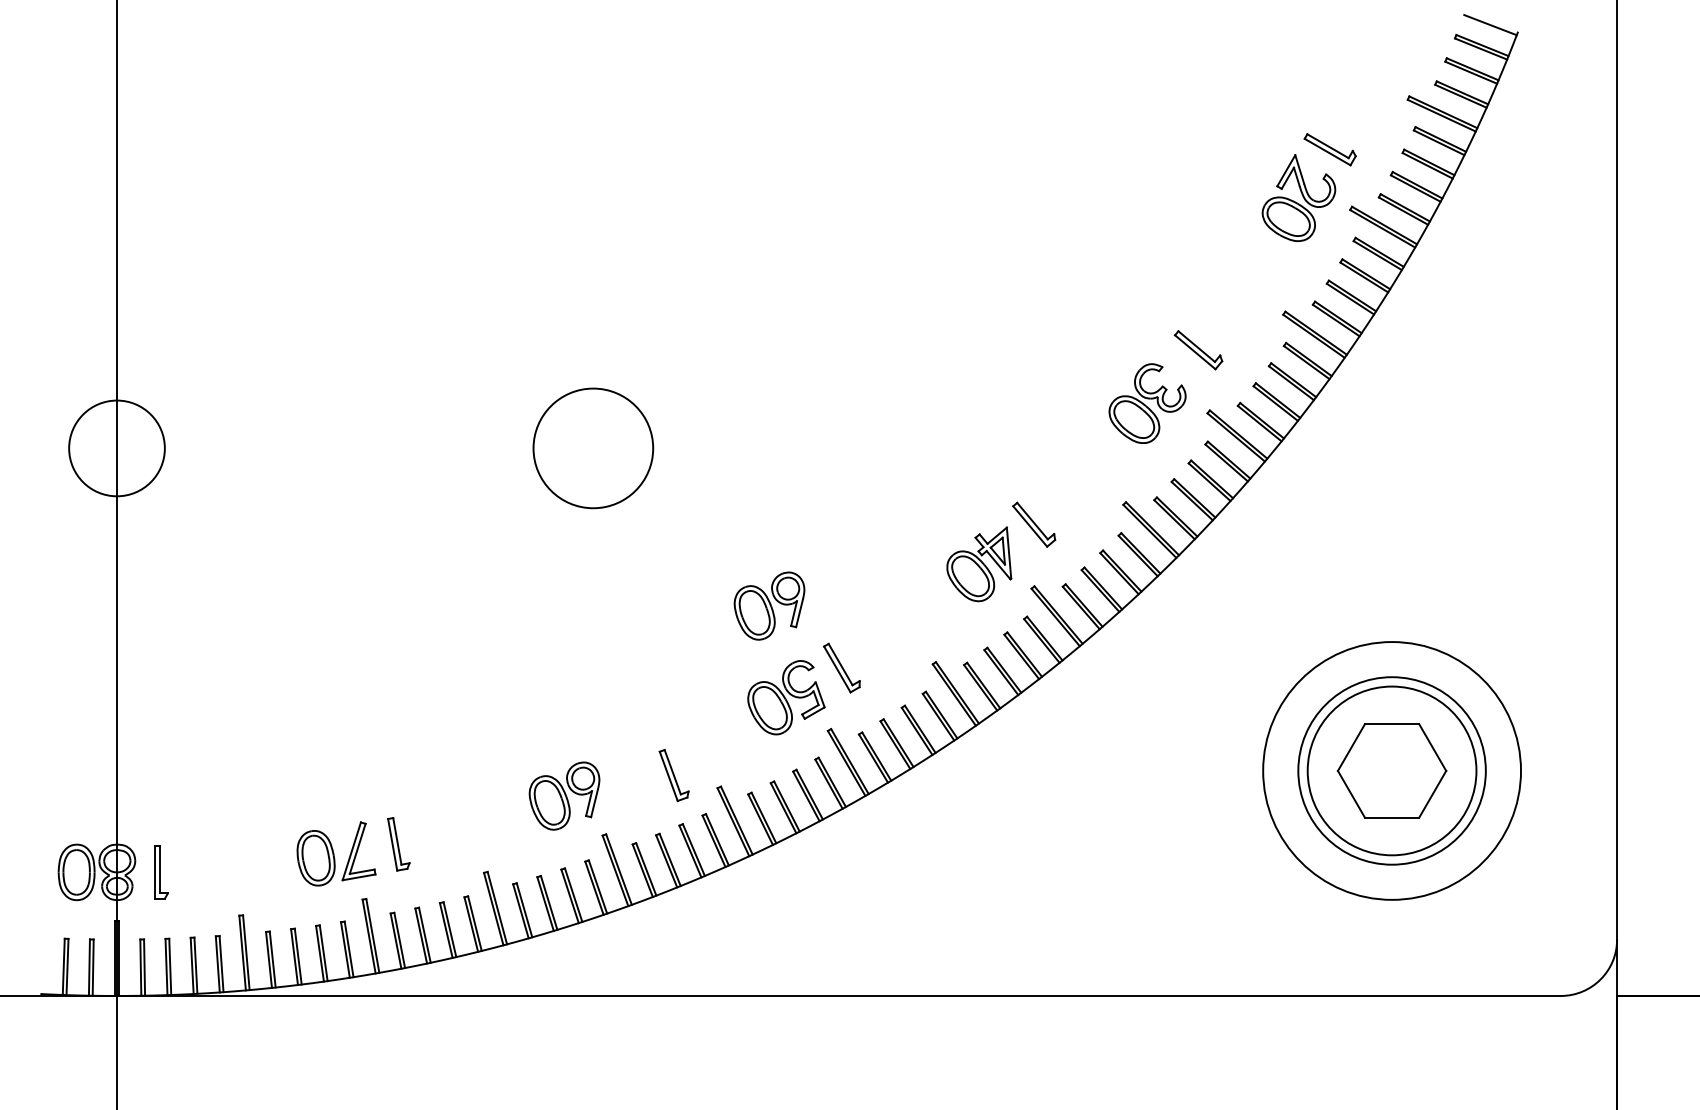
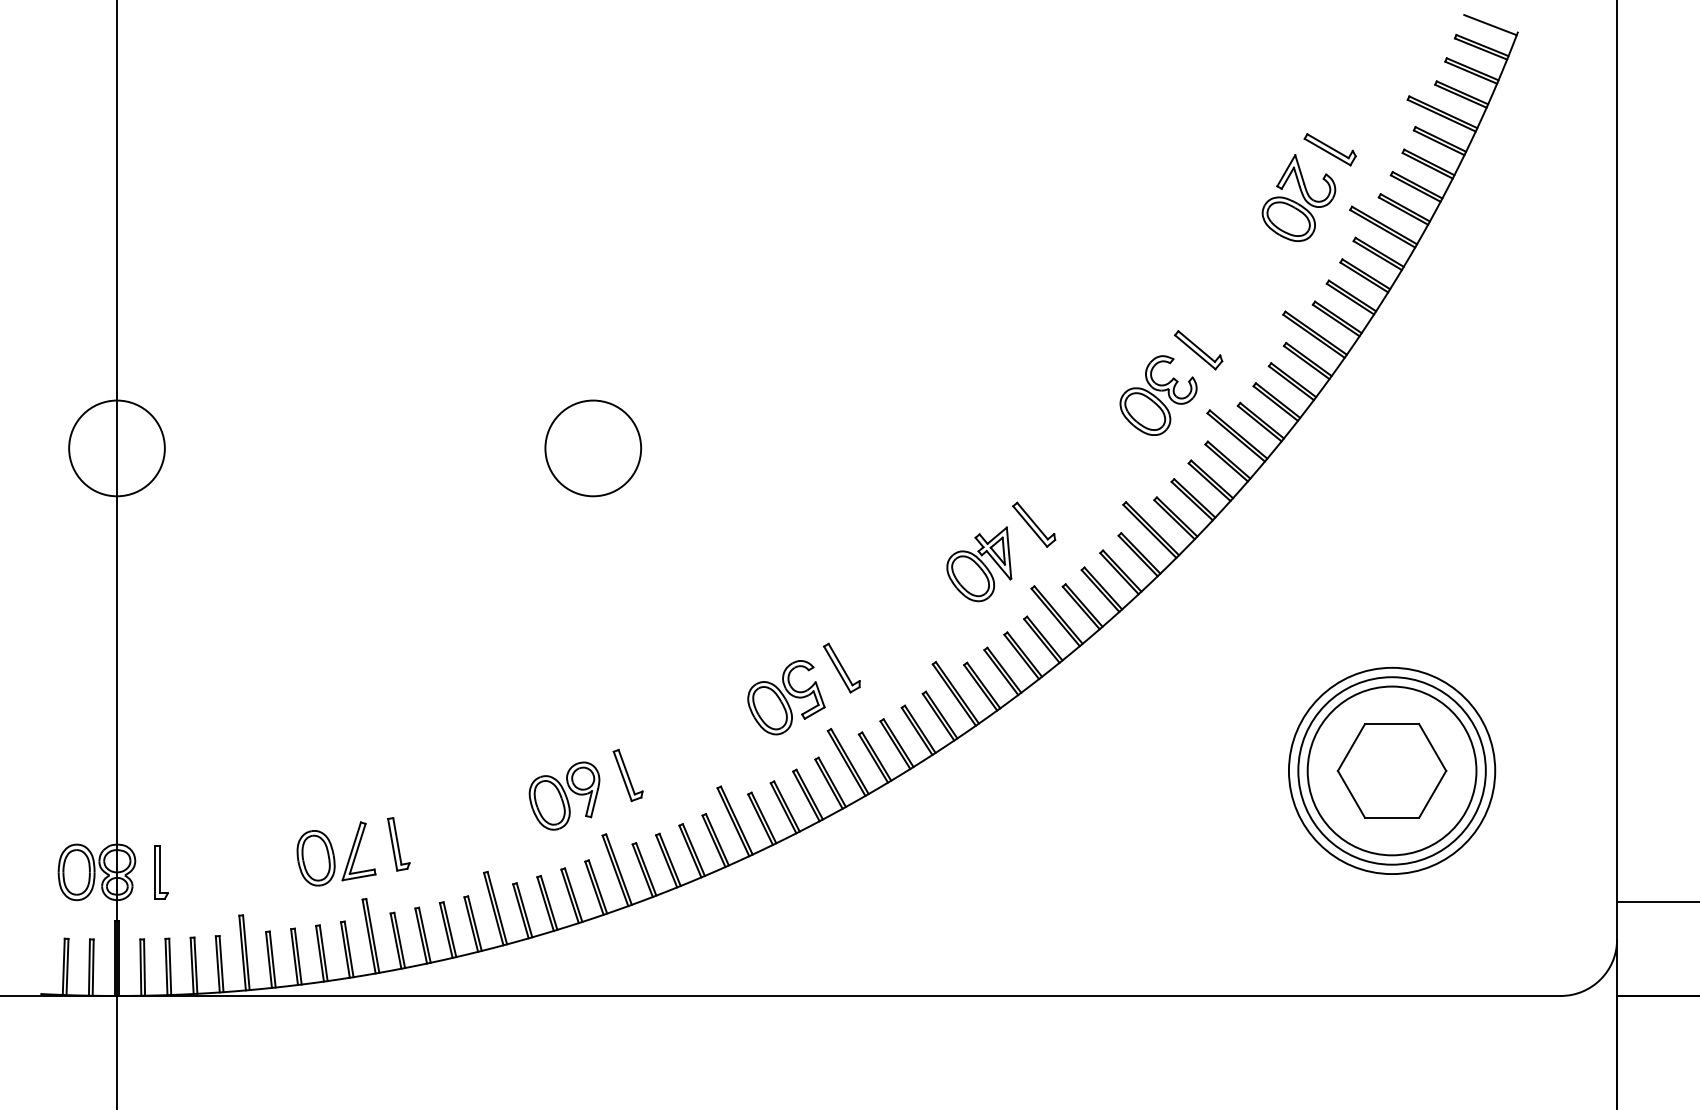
part position: (1147, 403) -> (1158, 395) (1158, 395)
circle size: 123x123 px -> 98x99 px (592, 448)
part: present -> none (769, 605)
circle diameter: 258 px -> 206 px (1391, 770)
part position: (673, 775) -> (627, 775) (627, 775)
line: none -> present (1656, 902)
